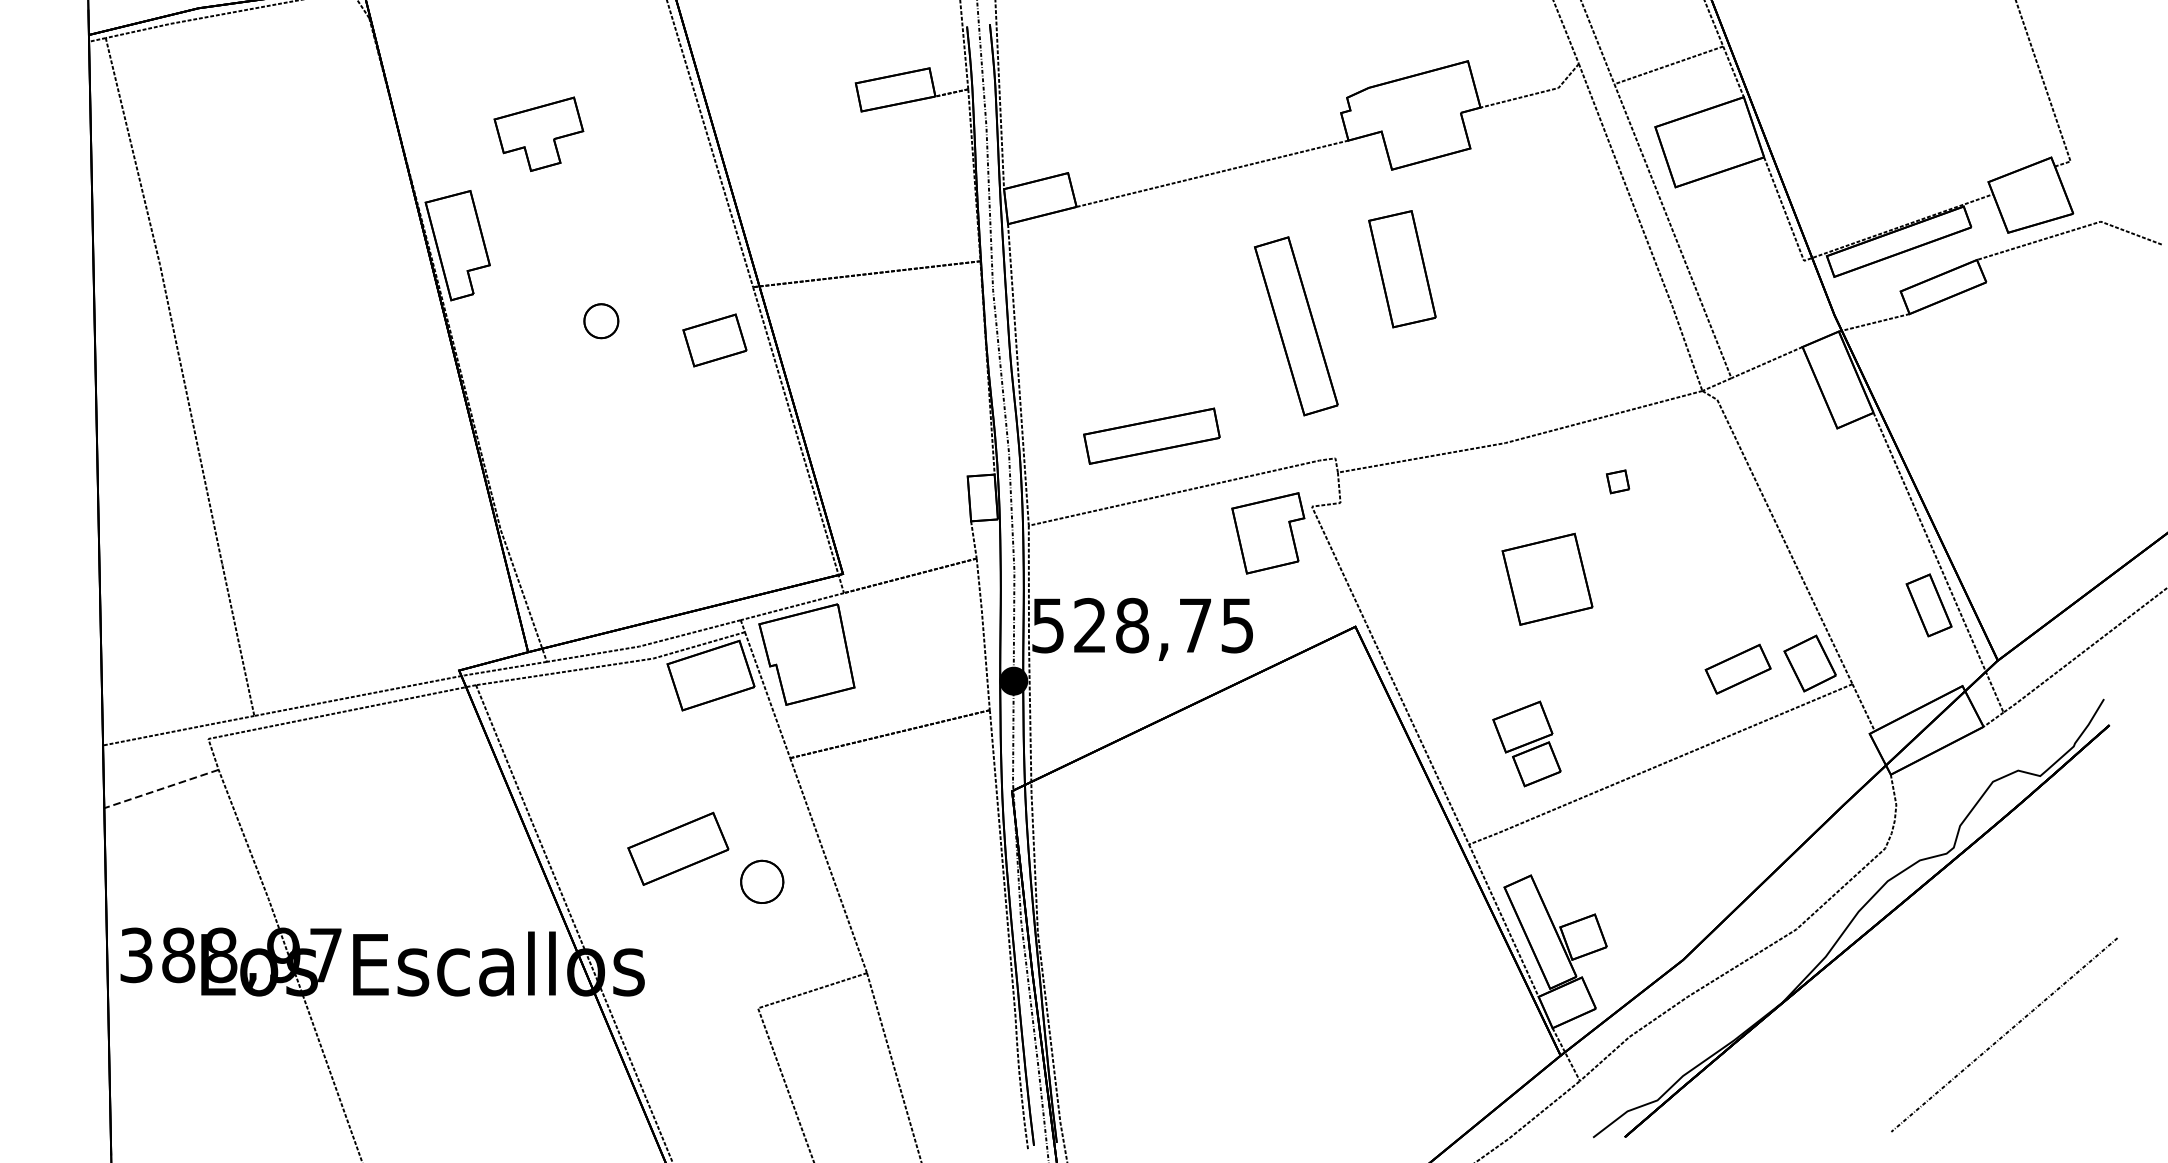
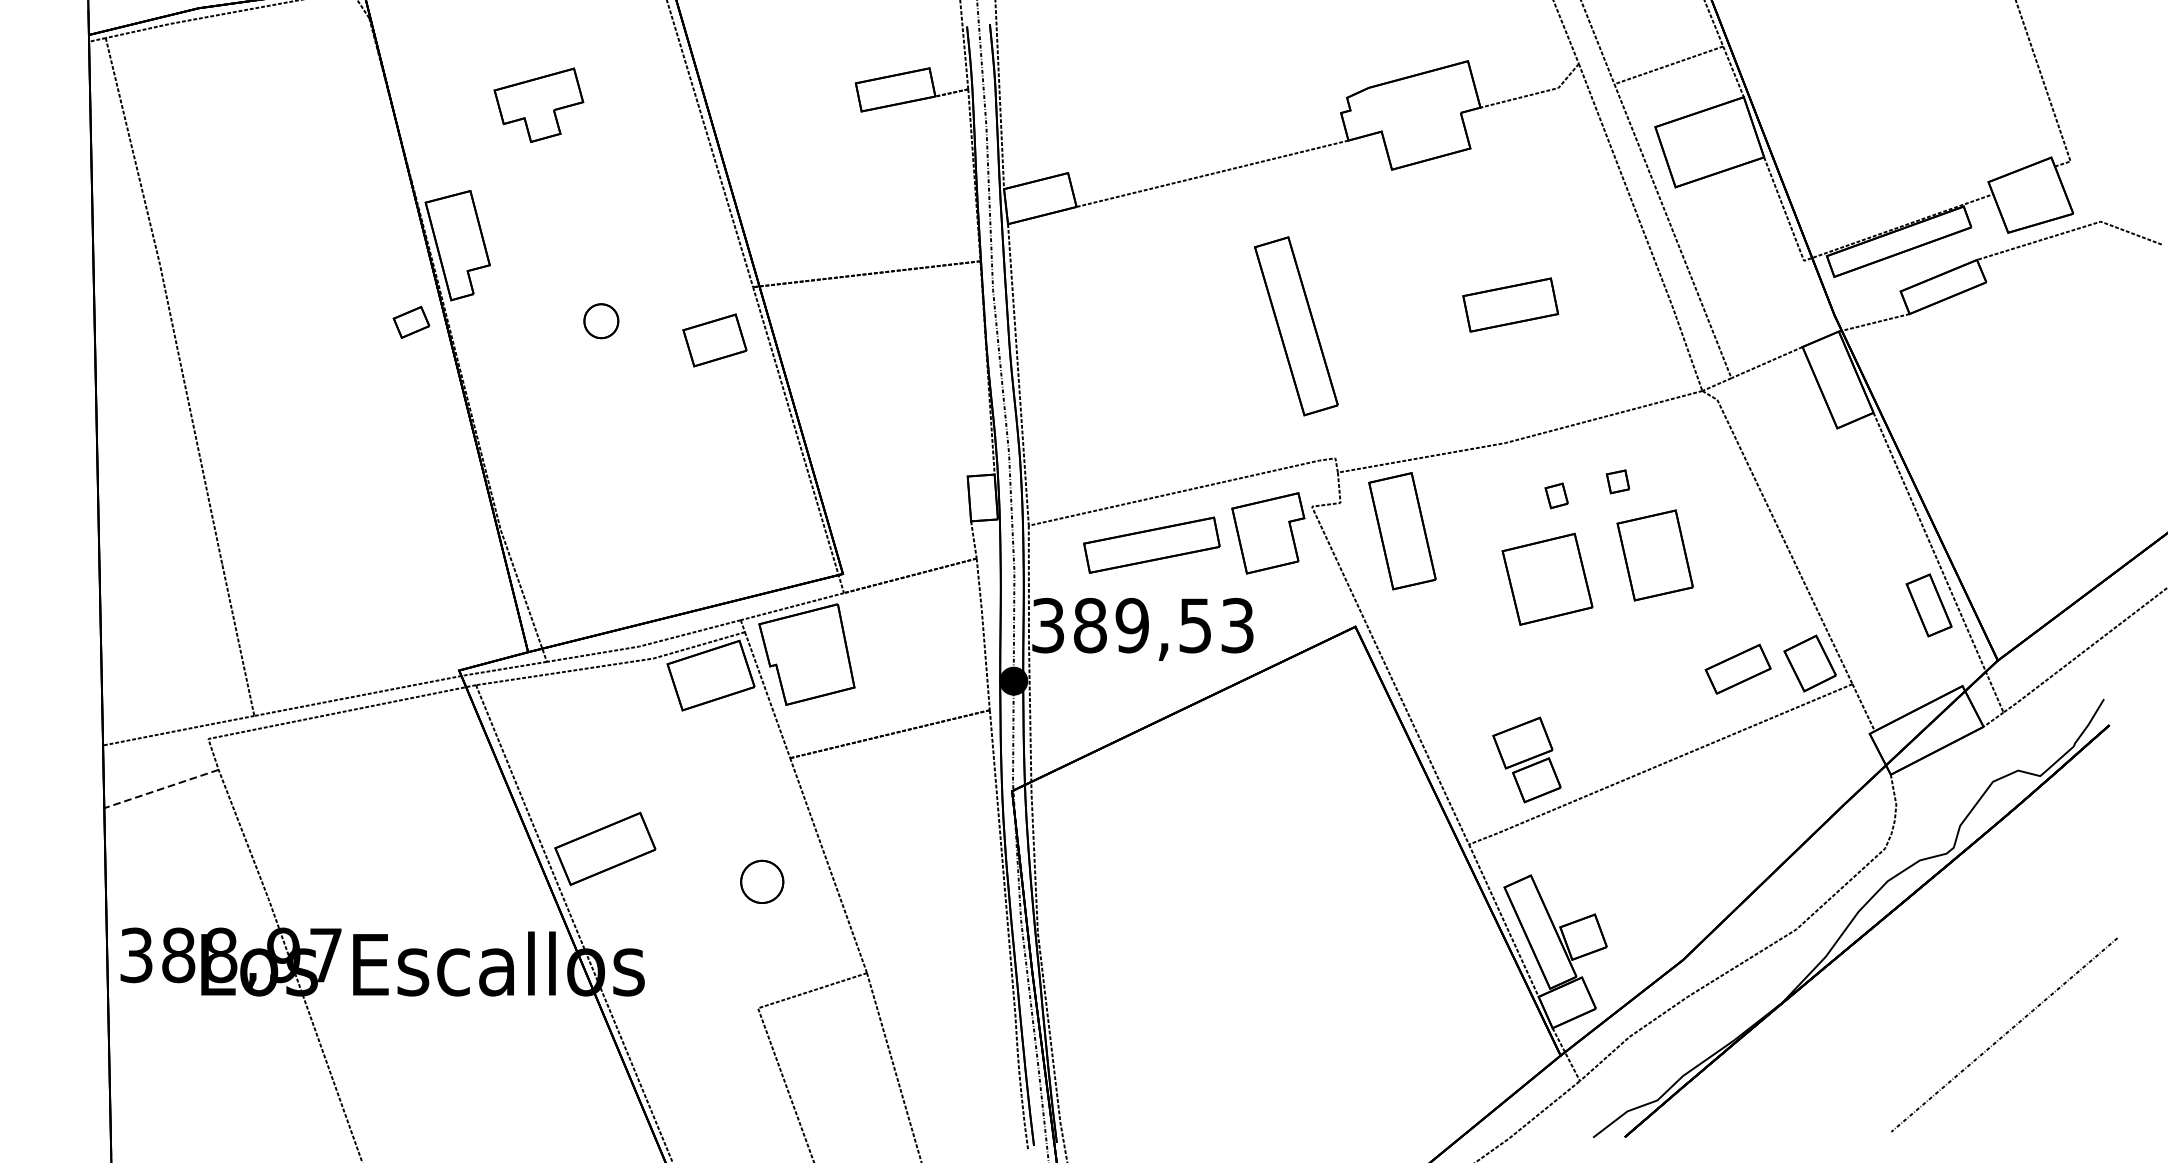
part position: (538, 133) -> (538, 104) (538, 104)
part position: (1402, 269) -> (1402, 531) (1402, 531)
part: none -> present (1510, 304)
part: none -> present (411, 321)
part position: (1151, 435) -> (1151, 544) (1151, 544)
part: none -> present (1556, 495)
part: none -> present (1654, 555)
text: 528,75 -> 389,53 (1142, 625)
part position: (1526, 743) -> (1526, 759) (1526, 759)
part position: (678, 848) -> (605, 848) (605, 848)
